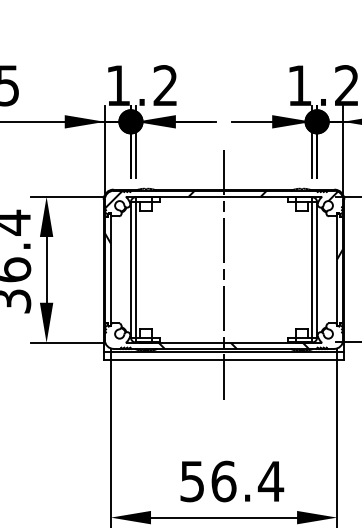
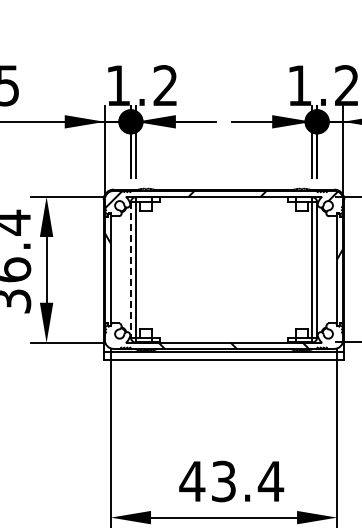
line: solid -> dashed (130, 269)
line: present -> none (224, 274)
text: 56.4 -> 43.4 (207, 481)
